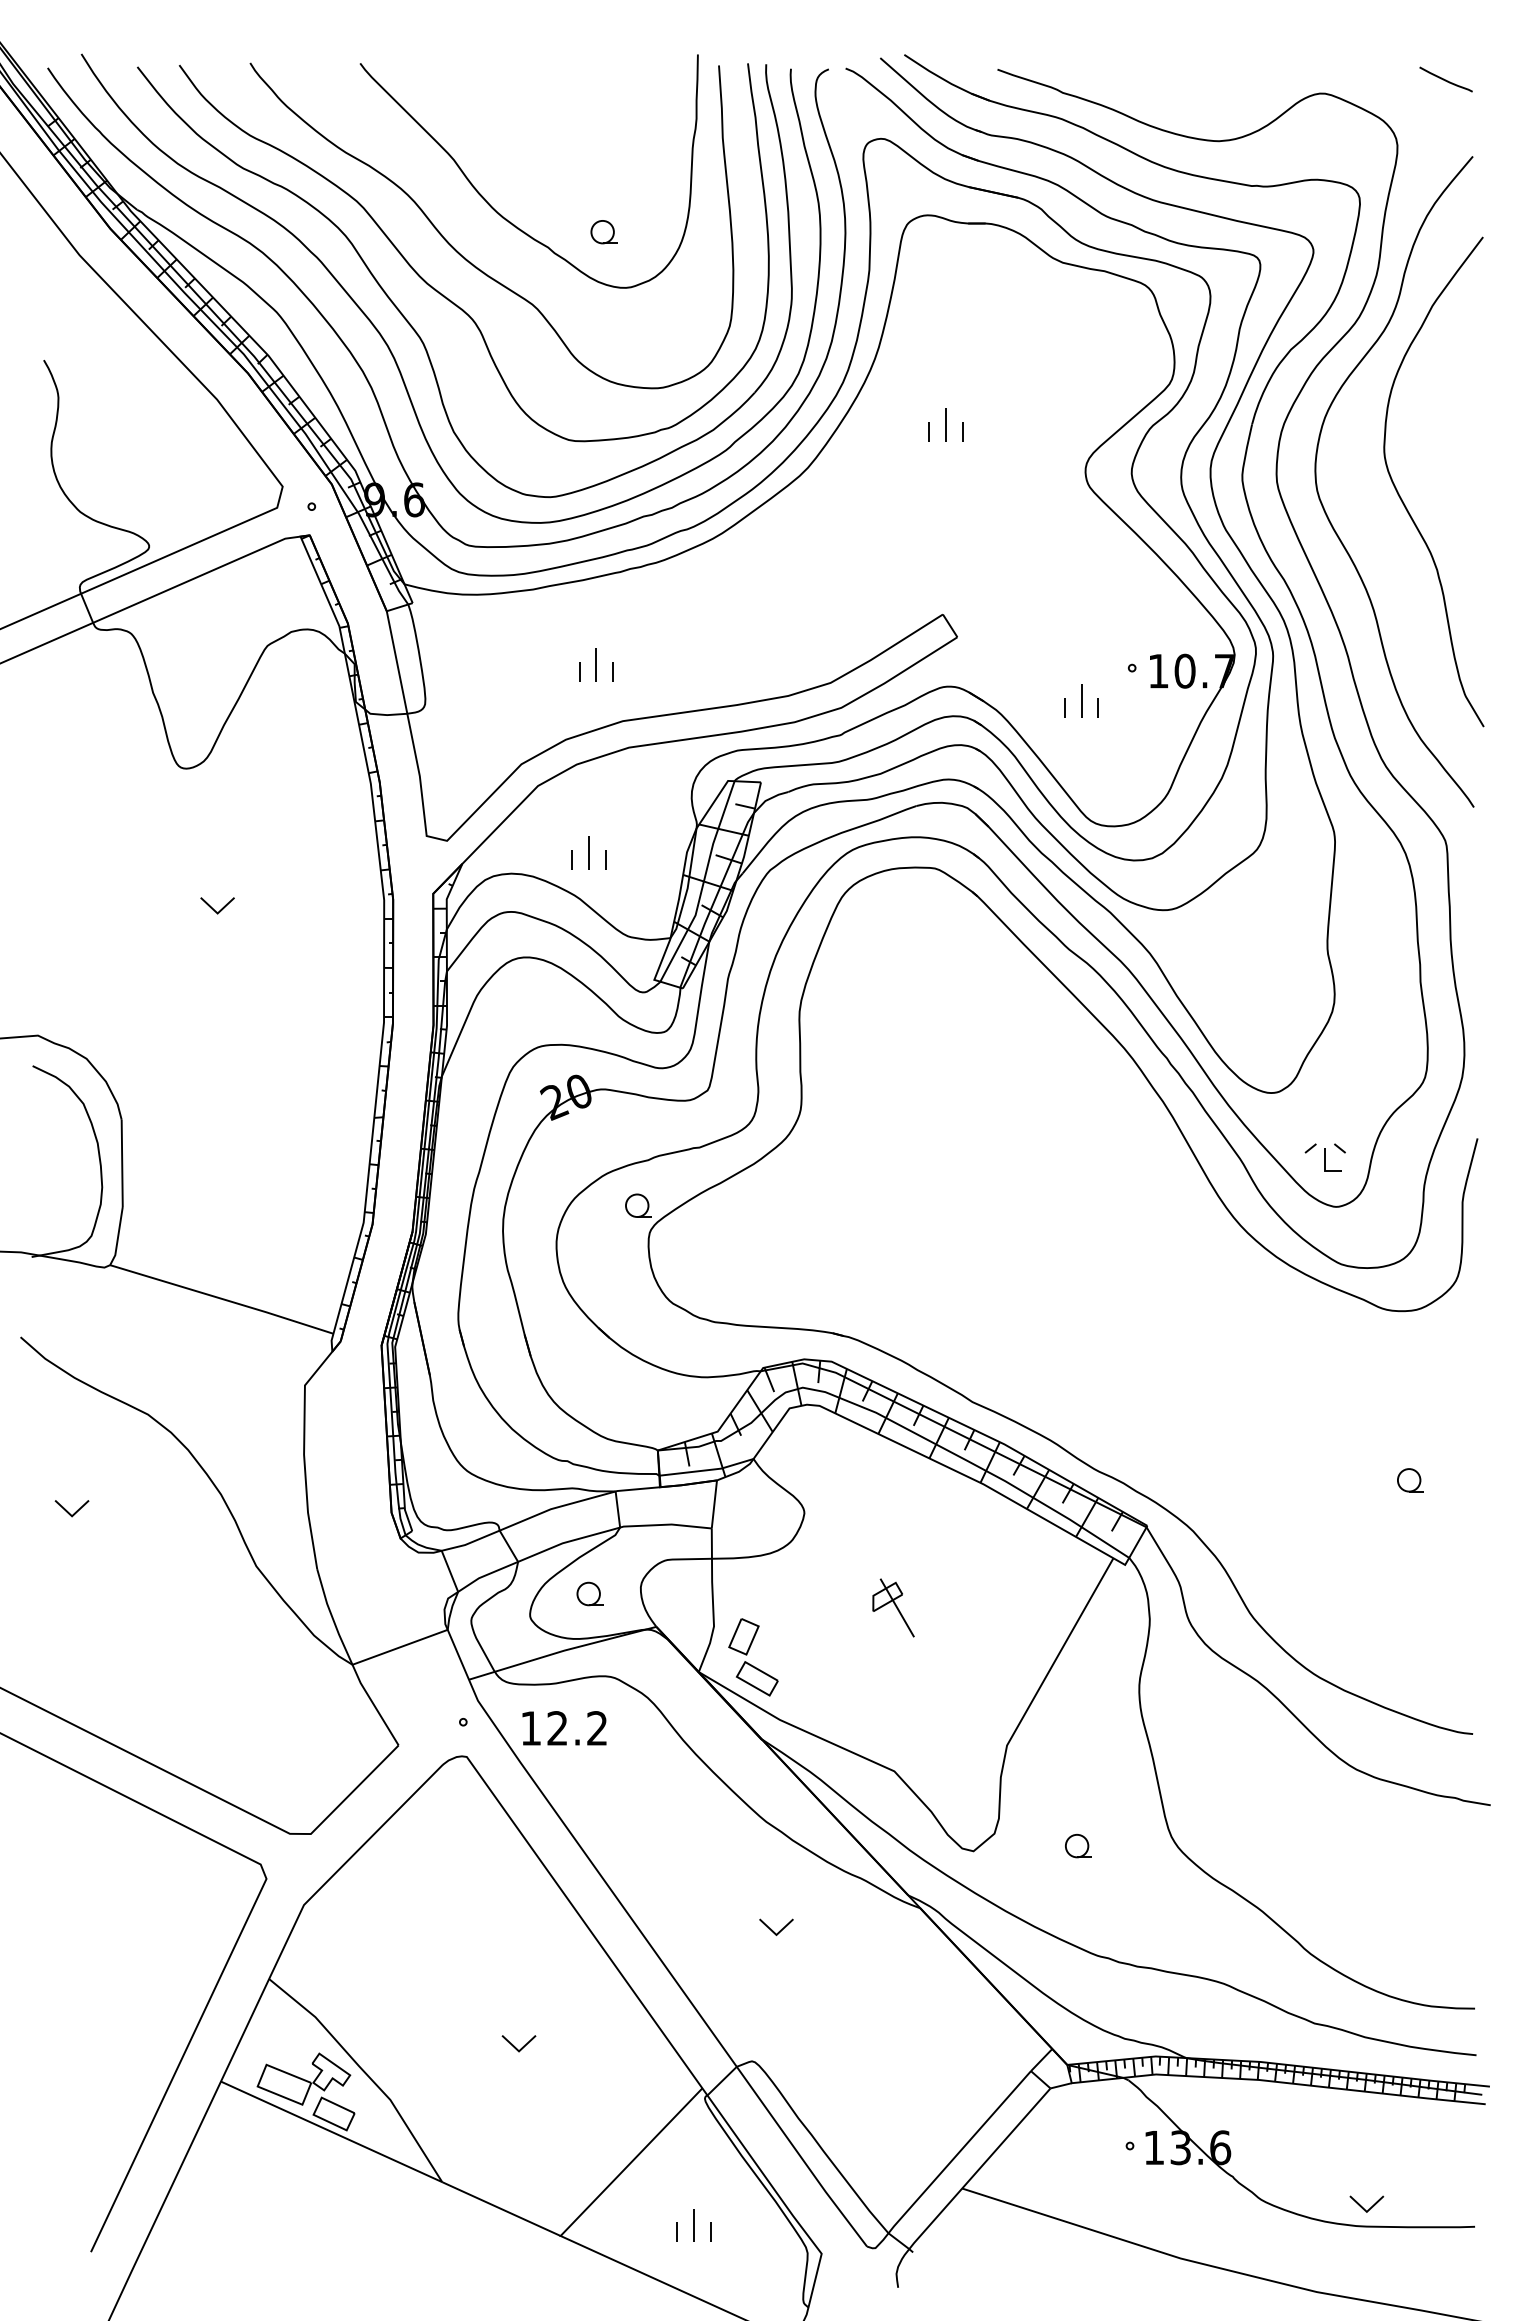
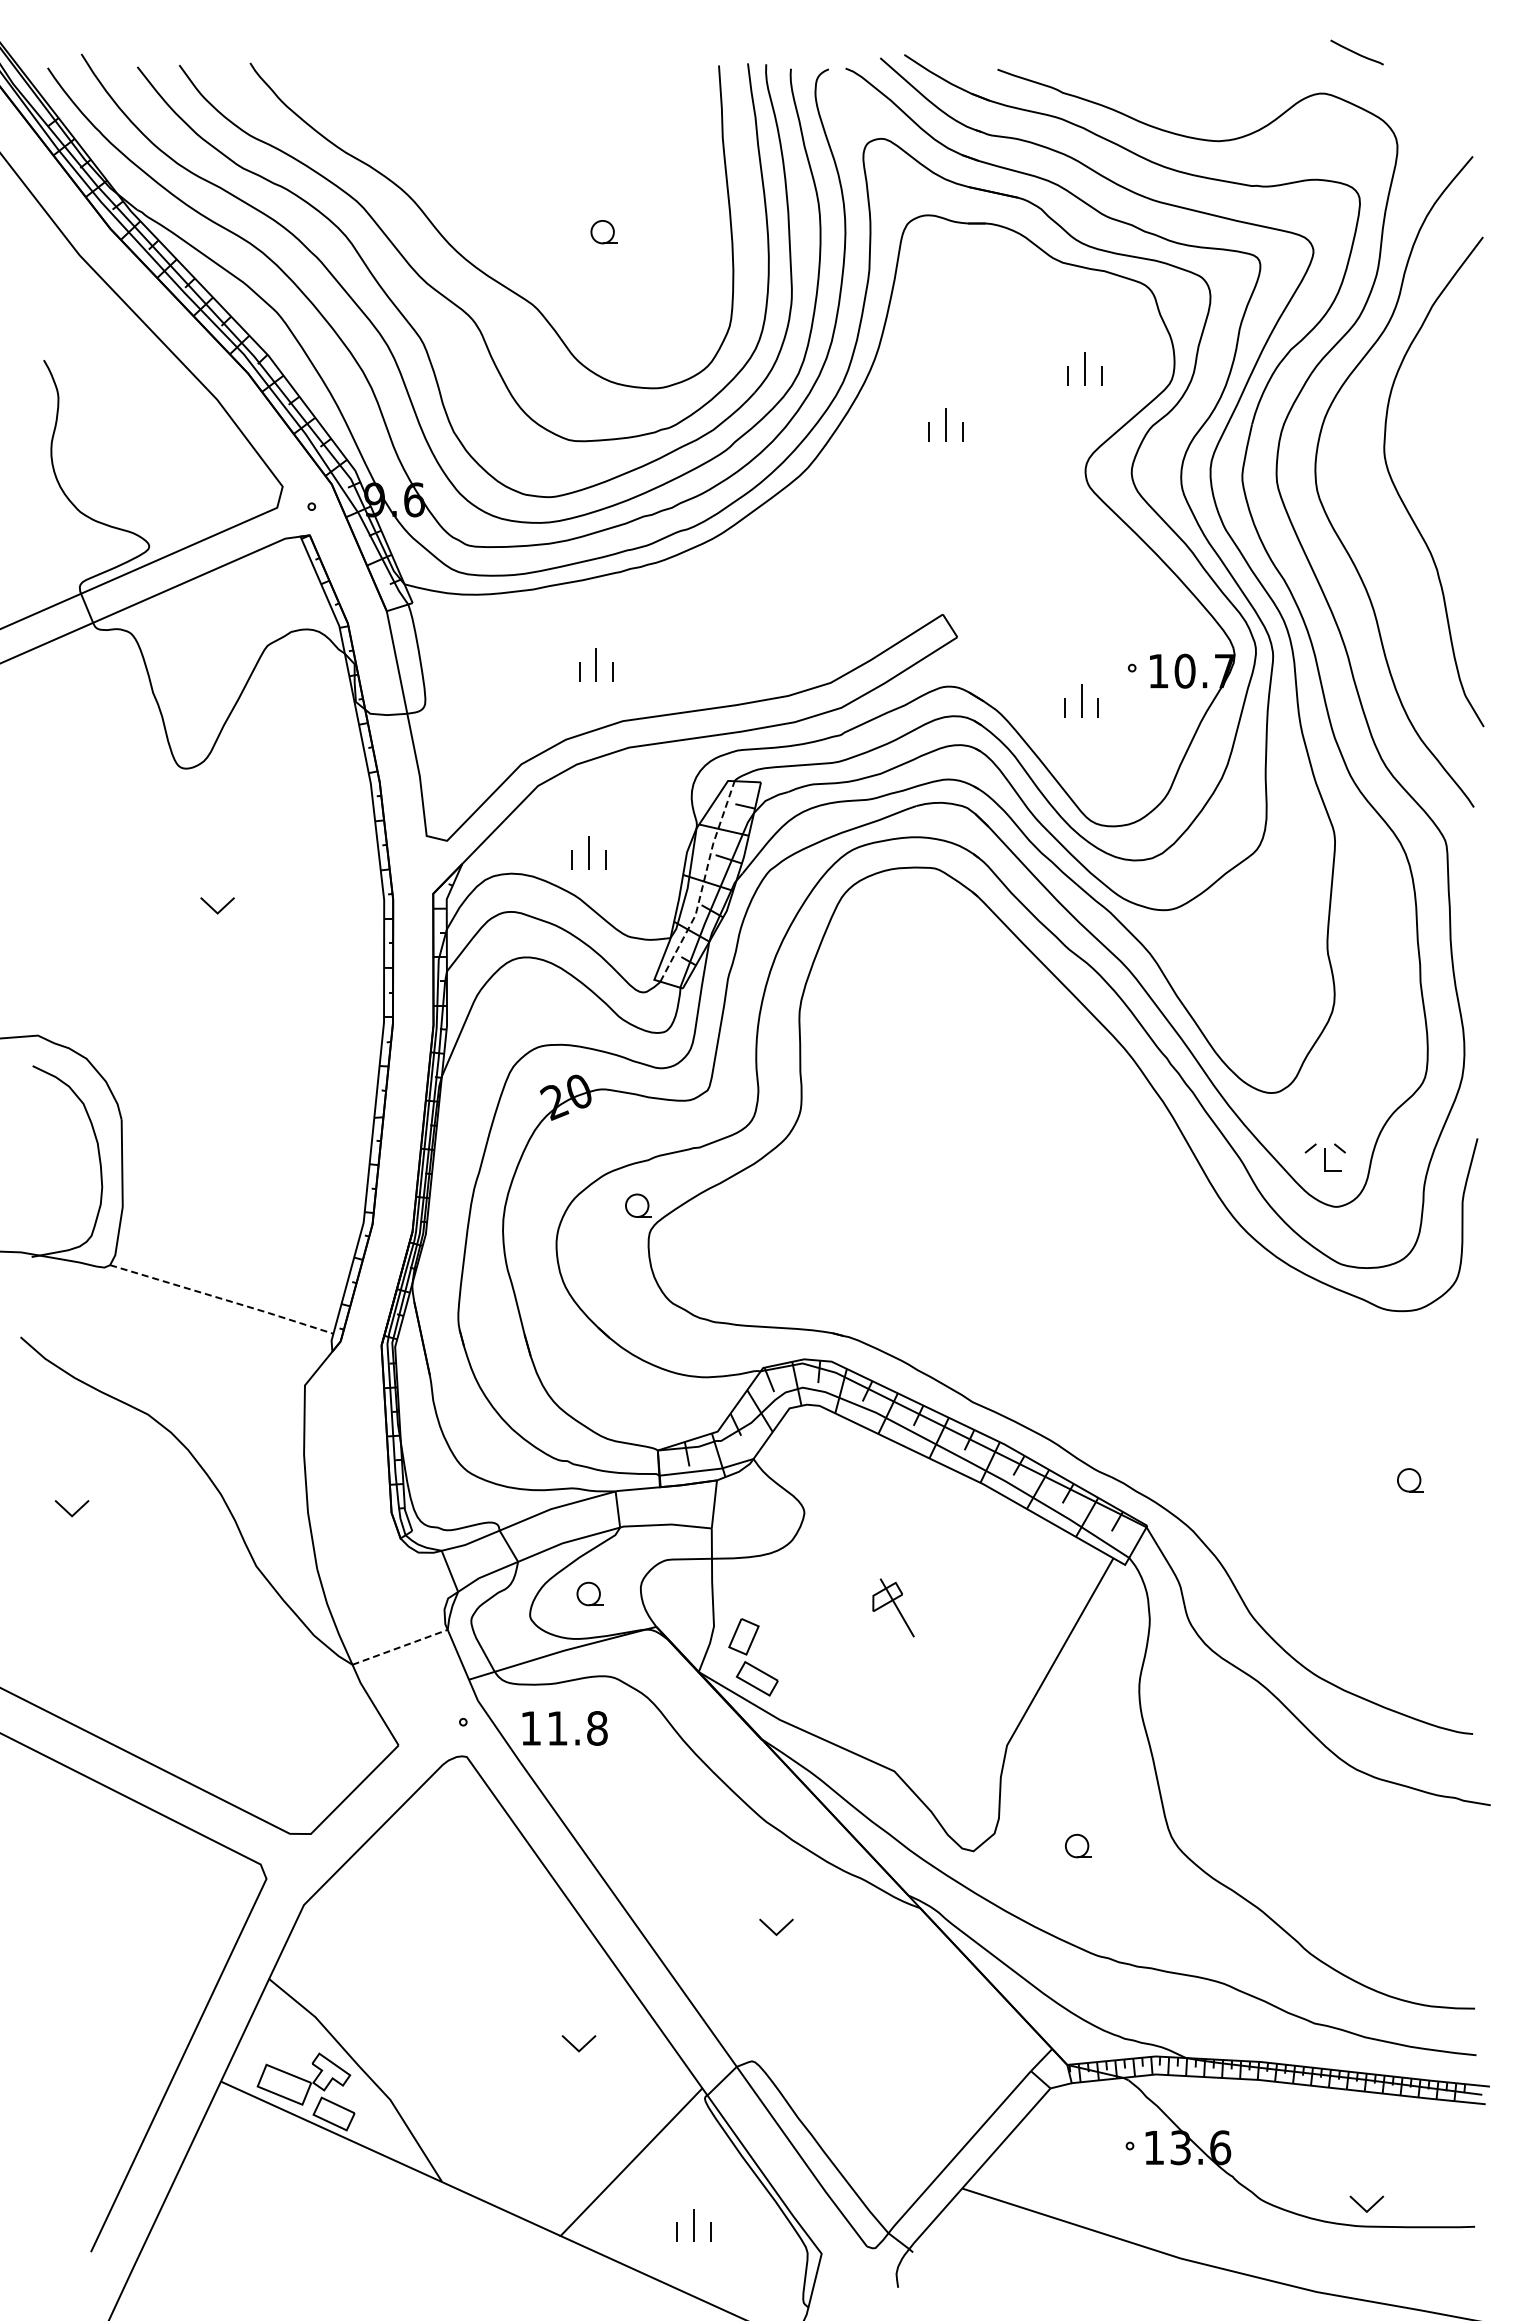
curve position: (1445, 79) -> (1356, 52) (1356, 52)
curve: present -> none (492, 206)
part: none -> present (1084, 368)
line: solid -> dashed (703, 883)
line: solid -> dashed (222, 1299)
line: solid -> dashed (400, 1647)
text: 12.2 -> 11.8 (577, 1728)
part position: (518, 2043) -> (578, 2043) (578, 2043)
